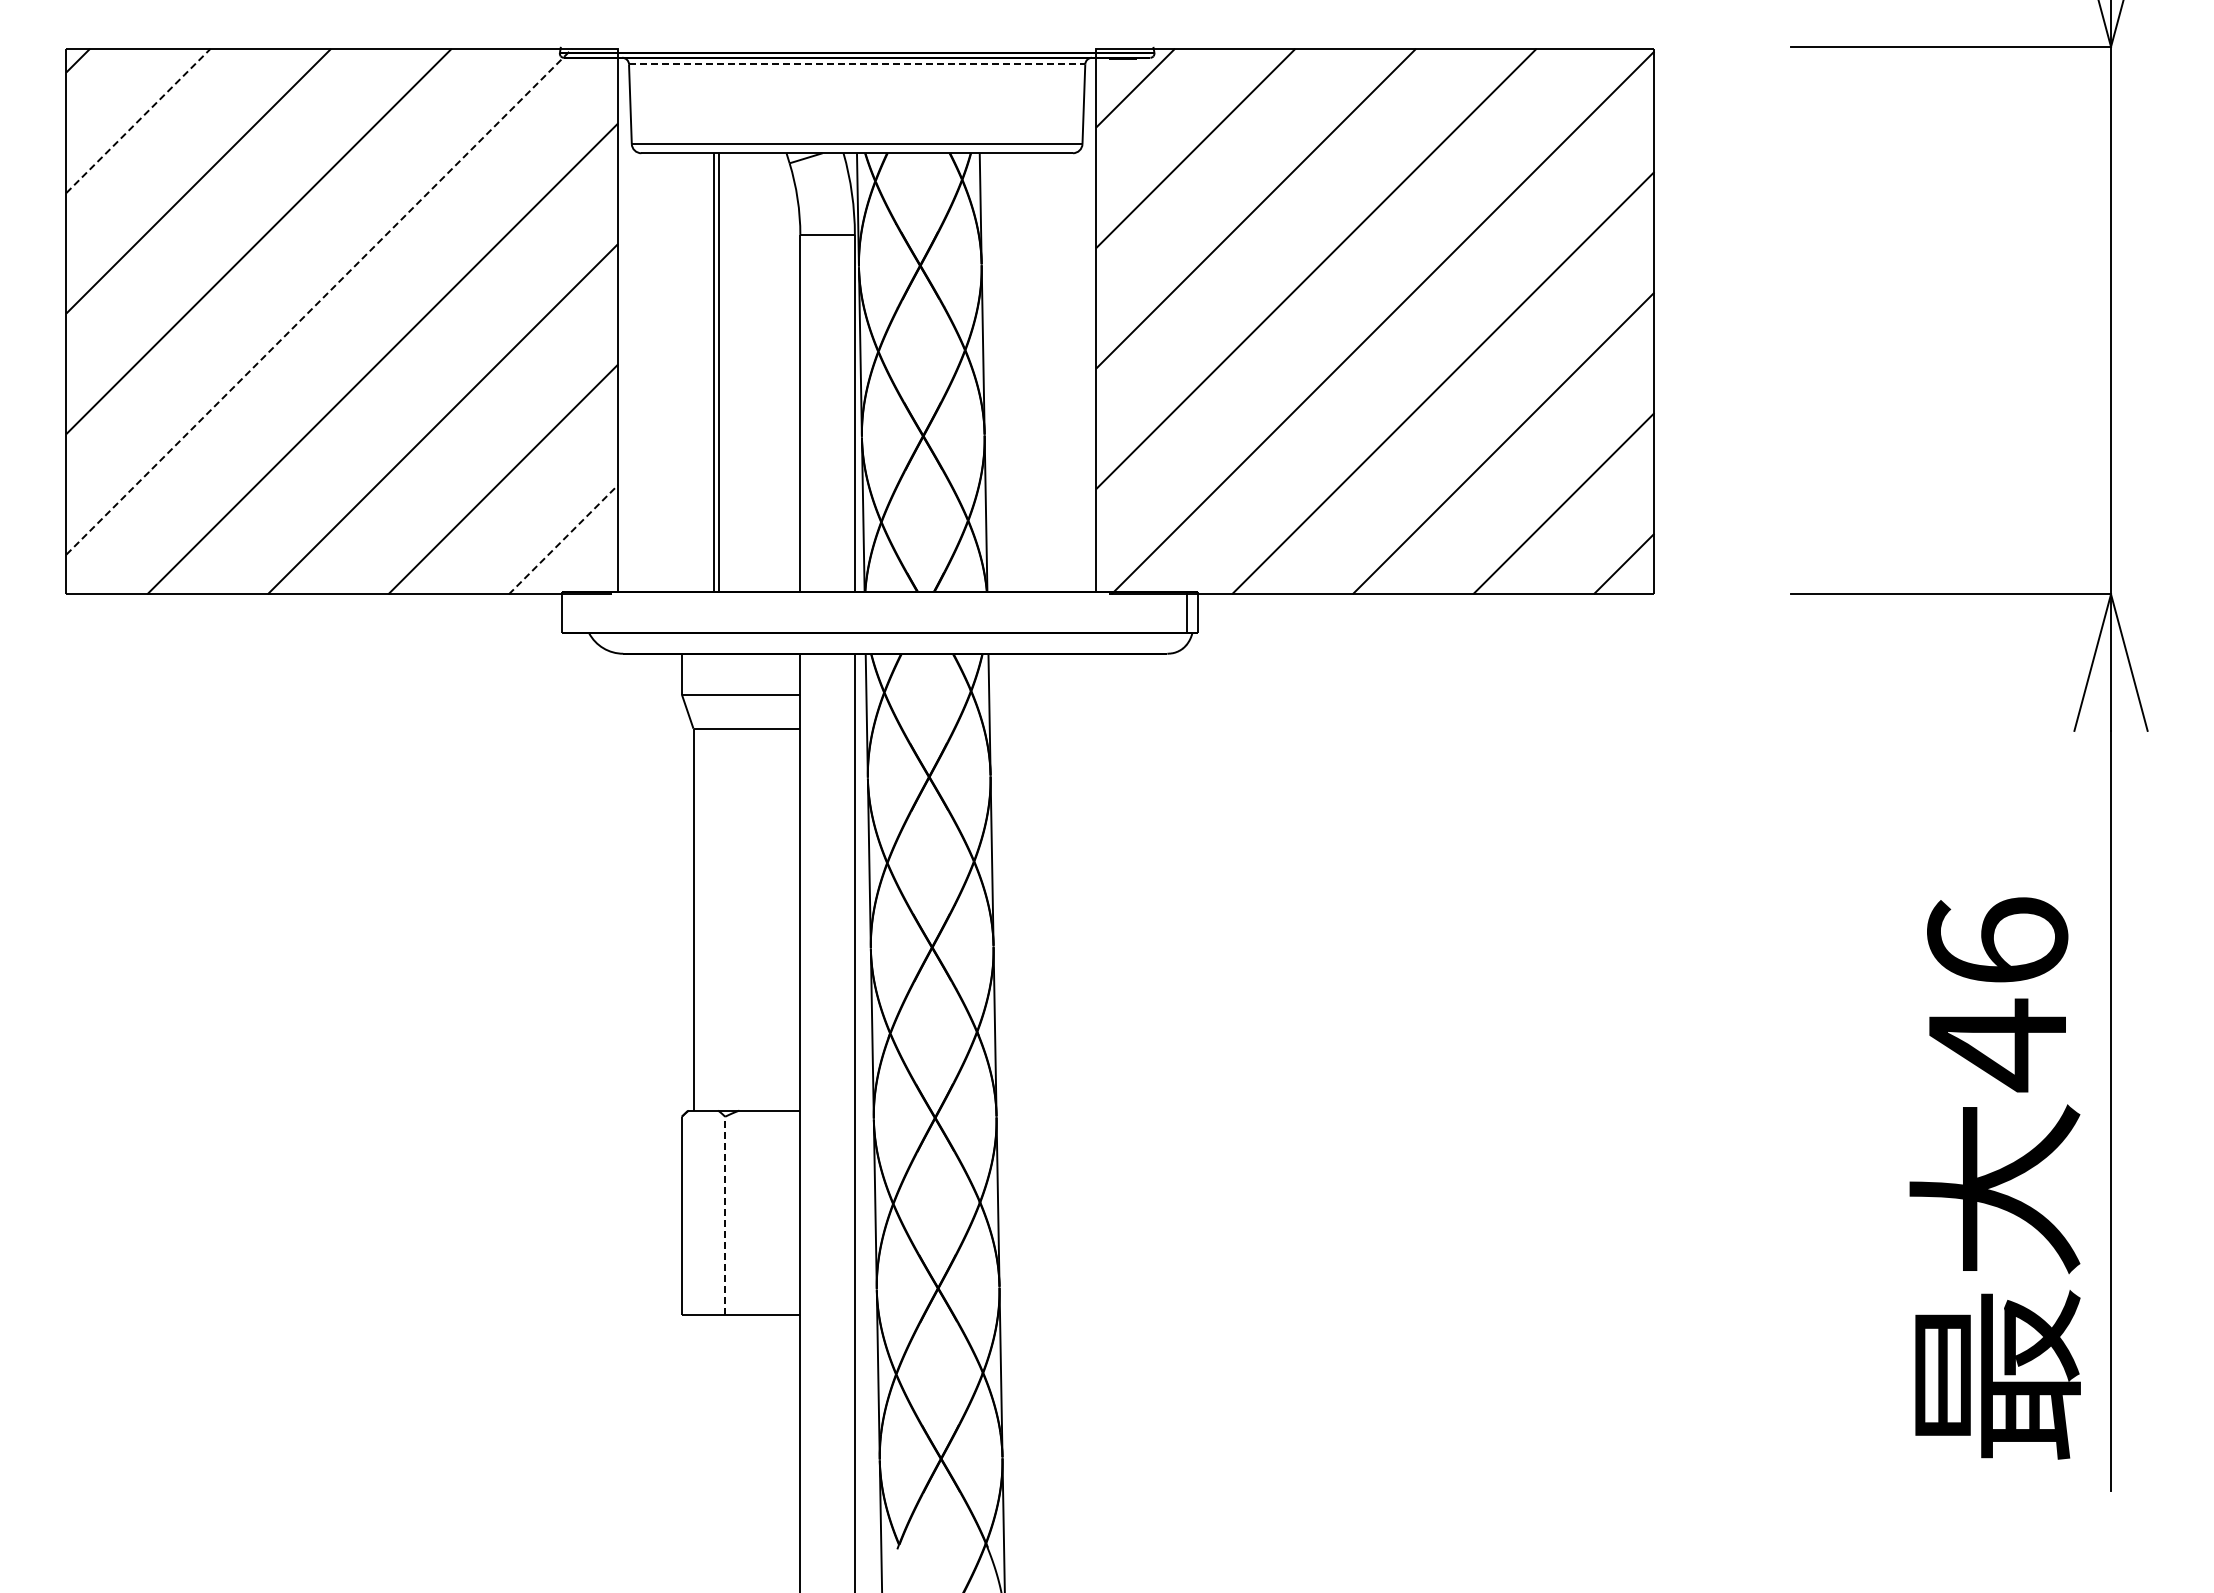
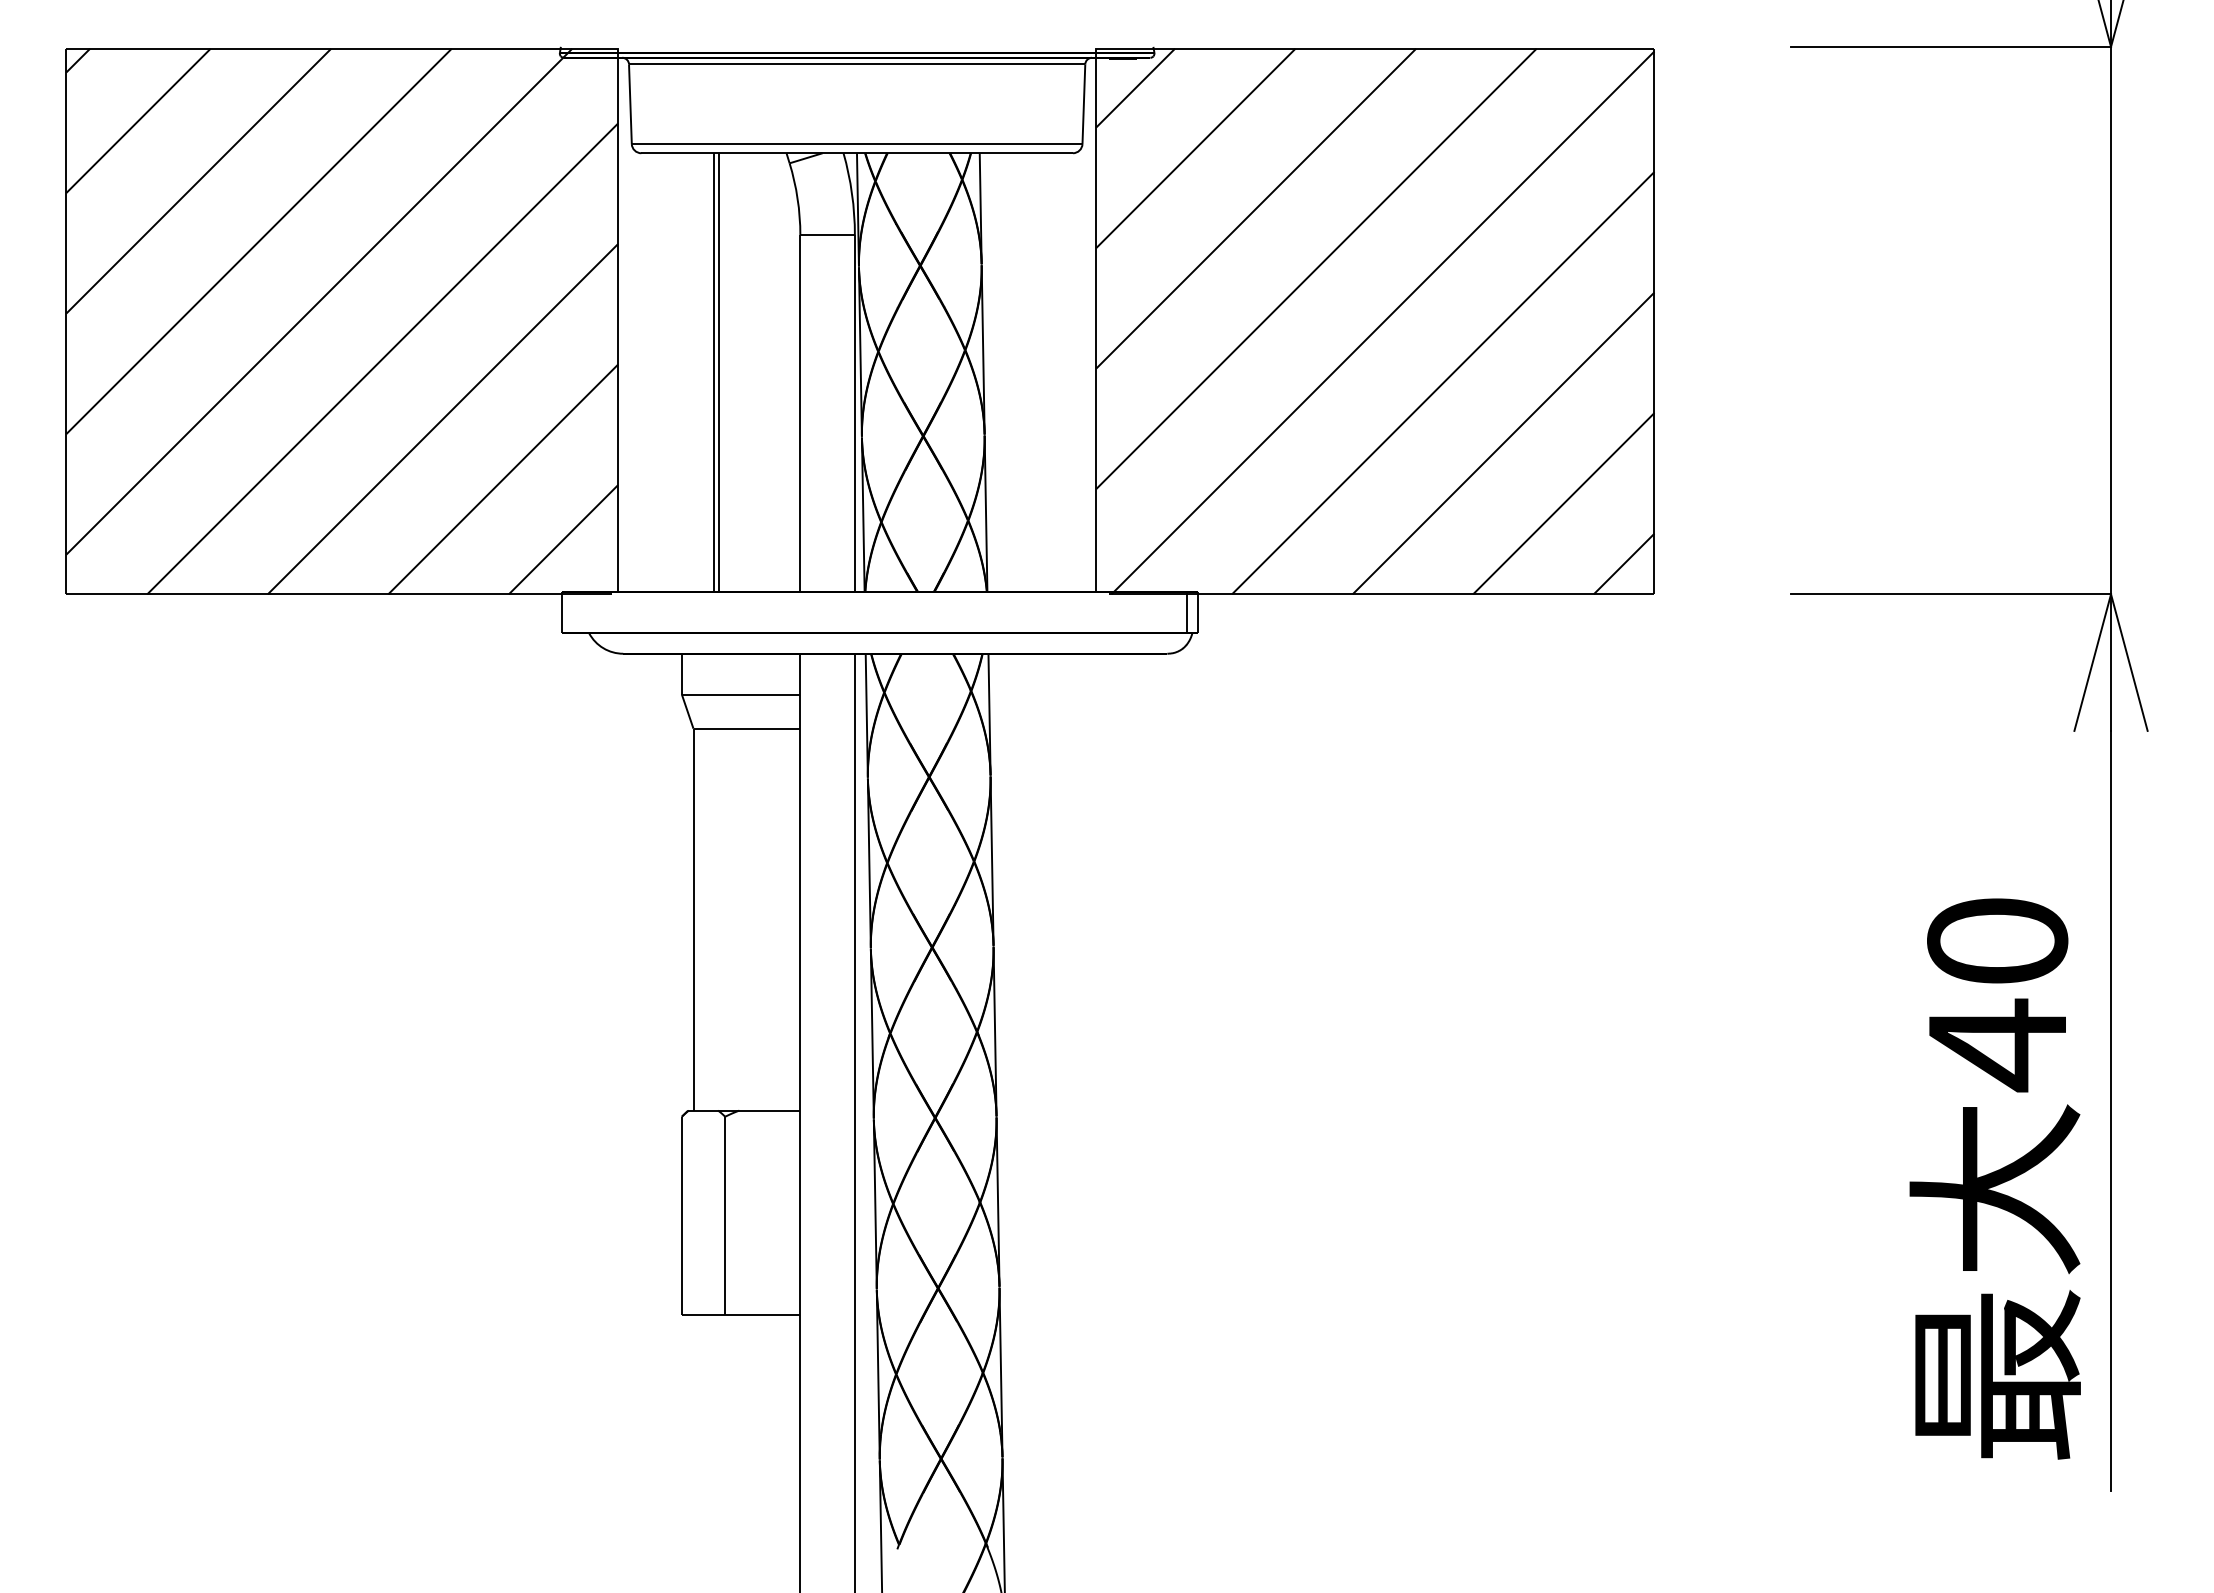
line: dashed -> solid (857, 64)
line: dashed -> solid (138, 120)
line: dashed -> solid (319, 301)
line: dashed -> solid (563, 539)
text: 46 -> 40 (1997, 940)
line: dashed -> solid (725, 1215)
